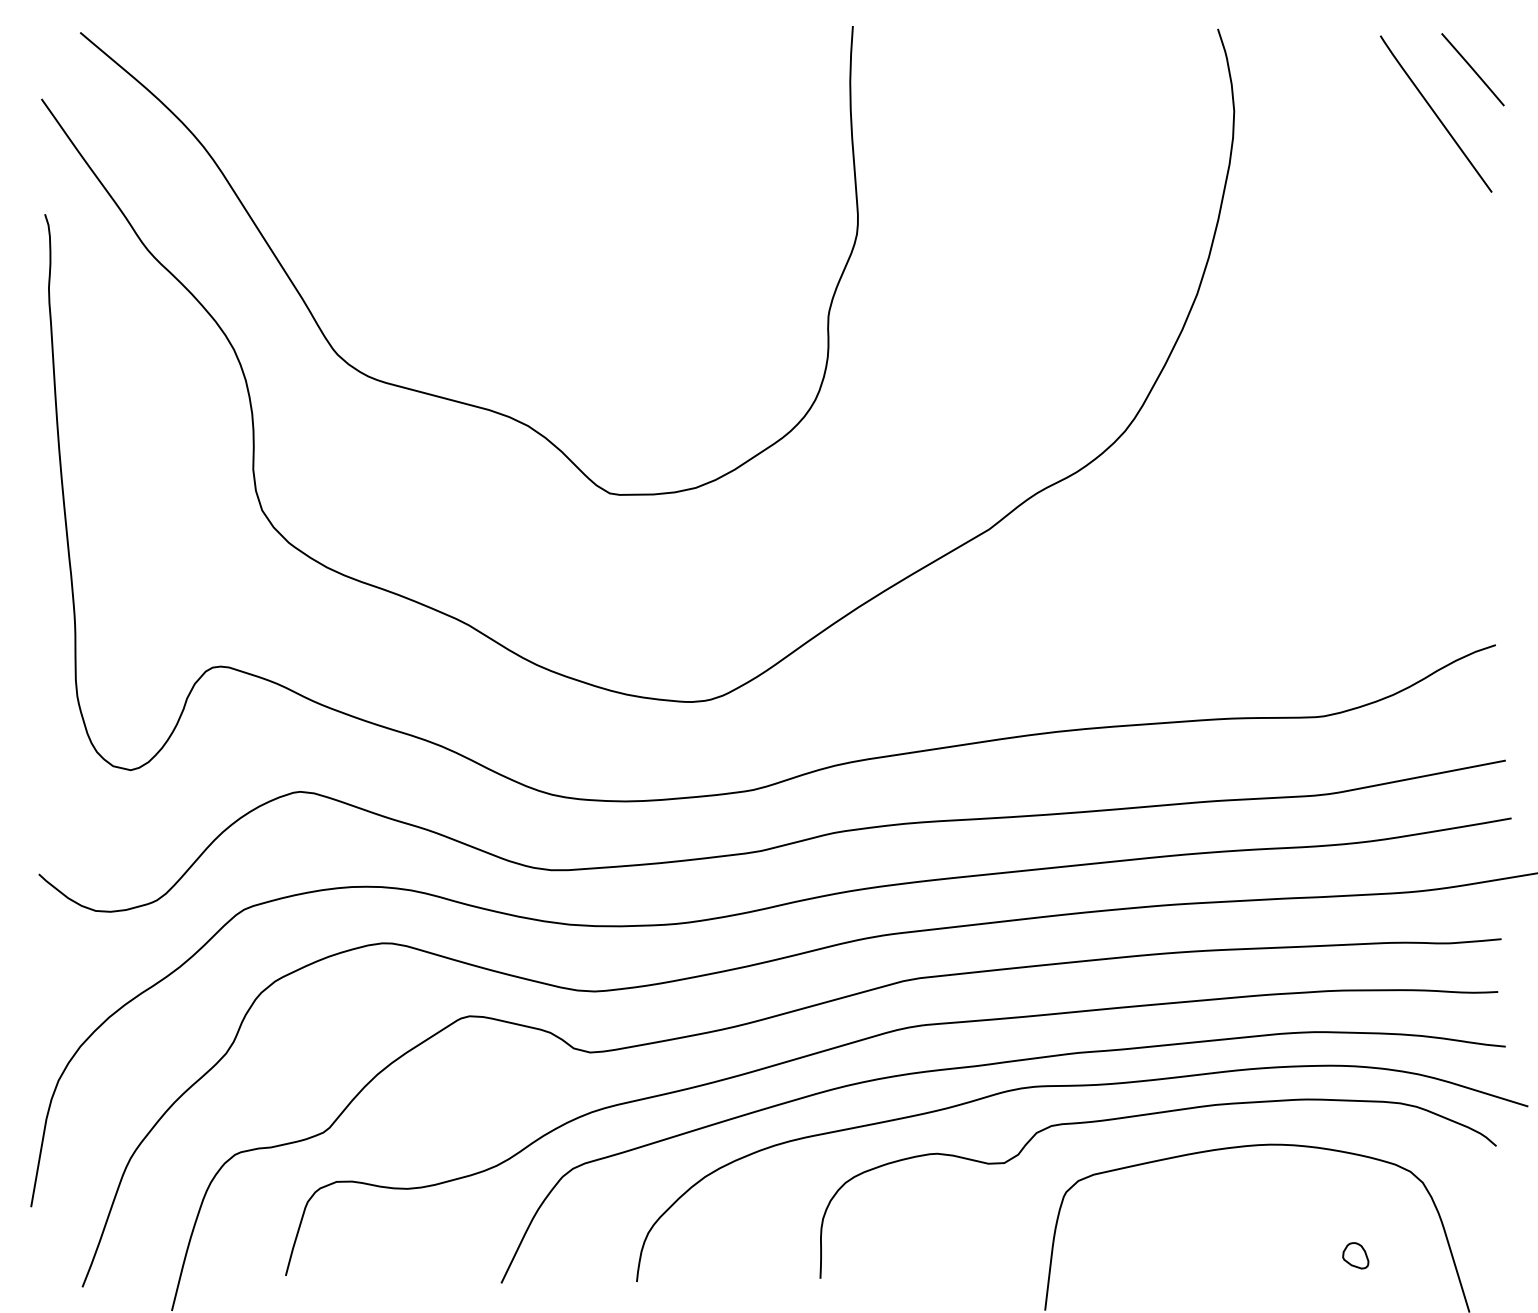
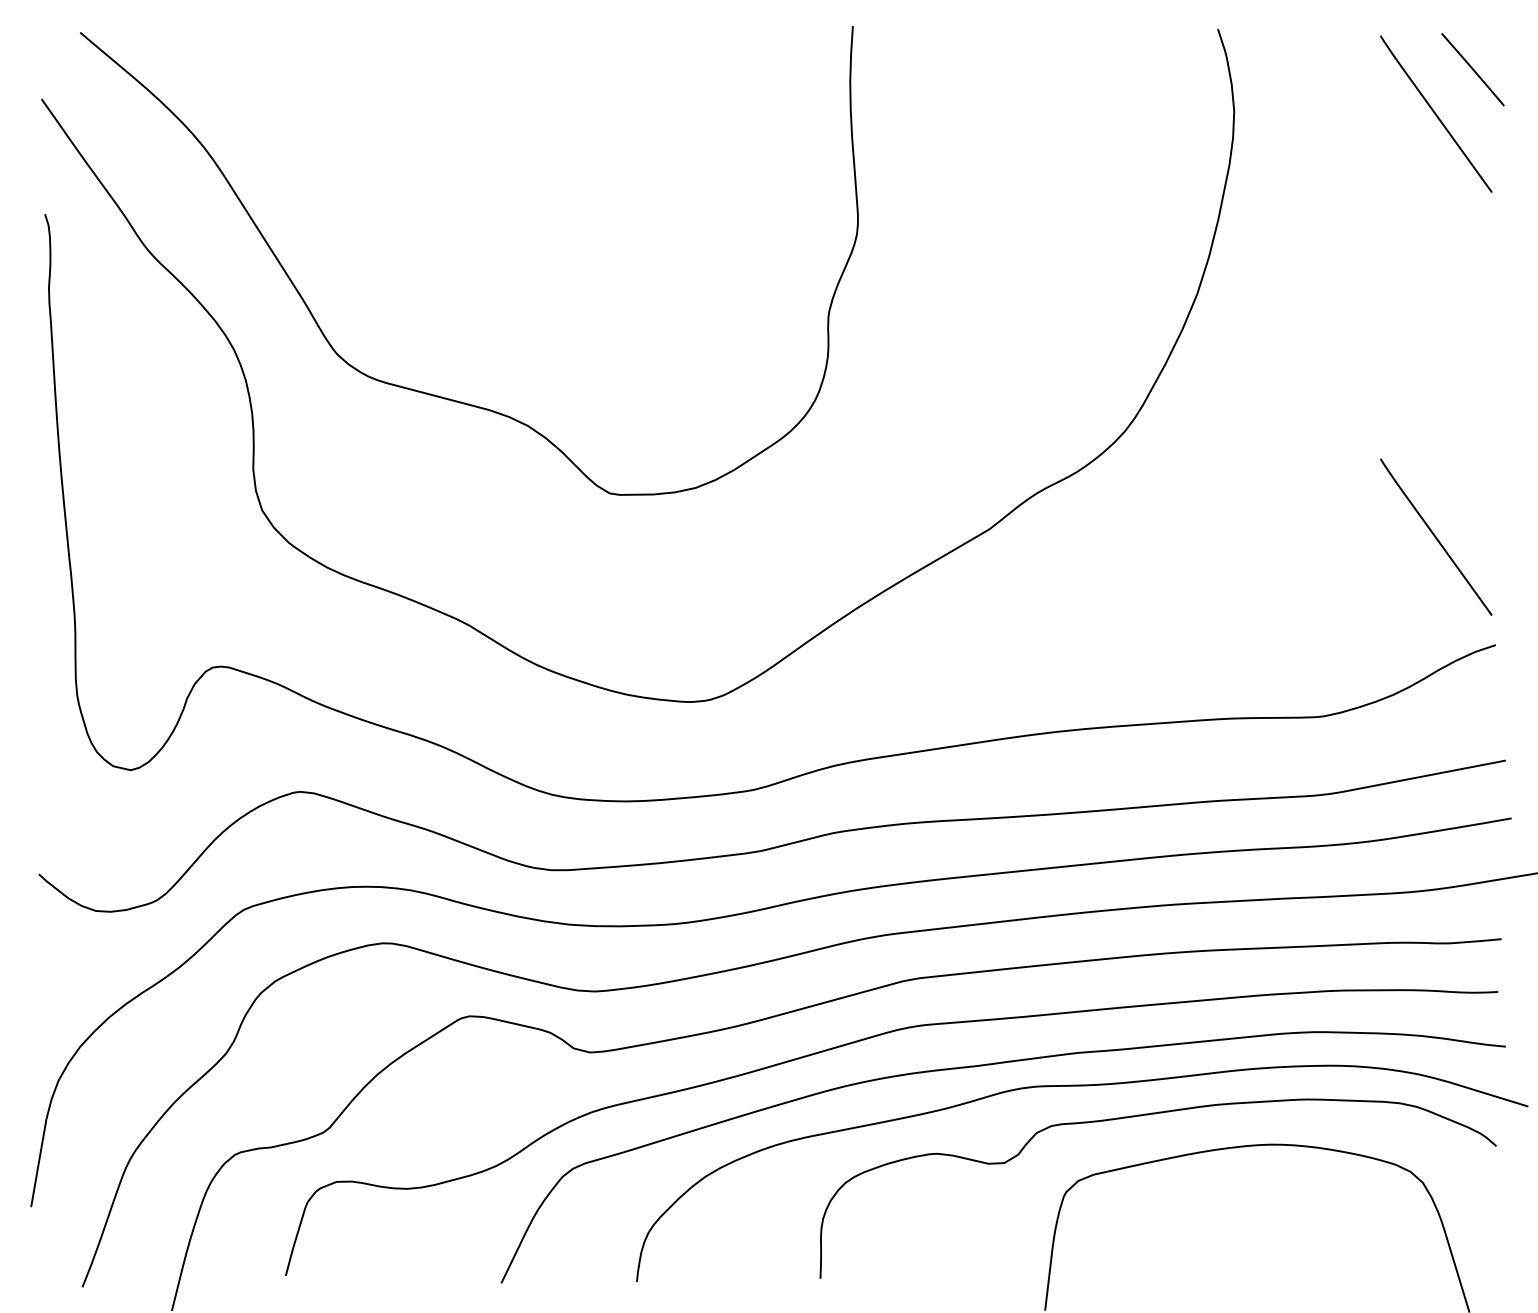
curve: none -> present (1436, 536)
part: present -> none (1355, 1255)
